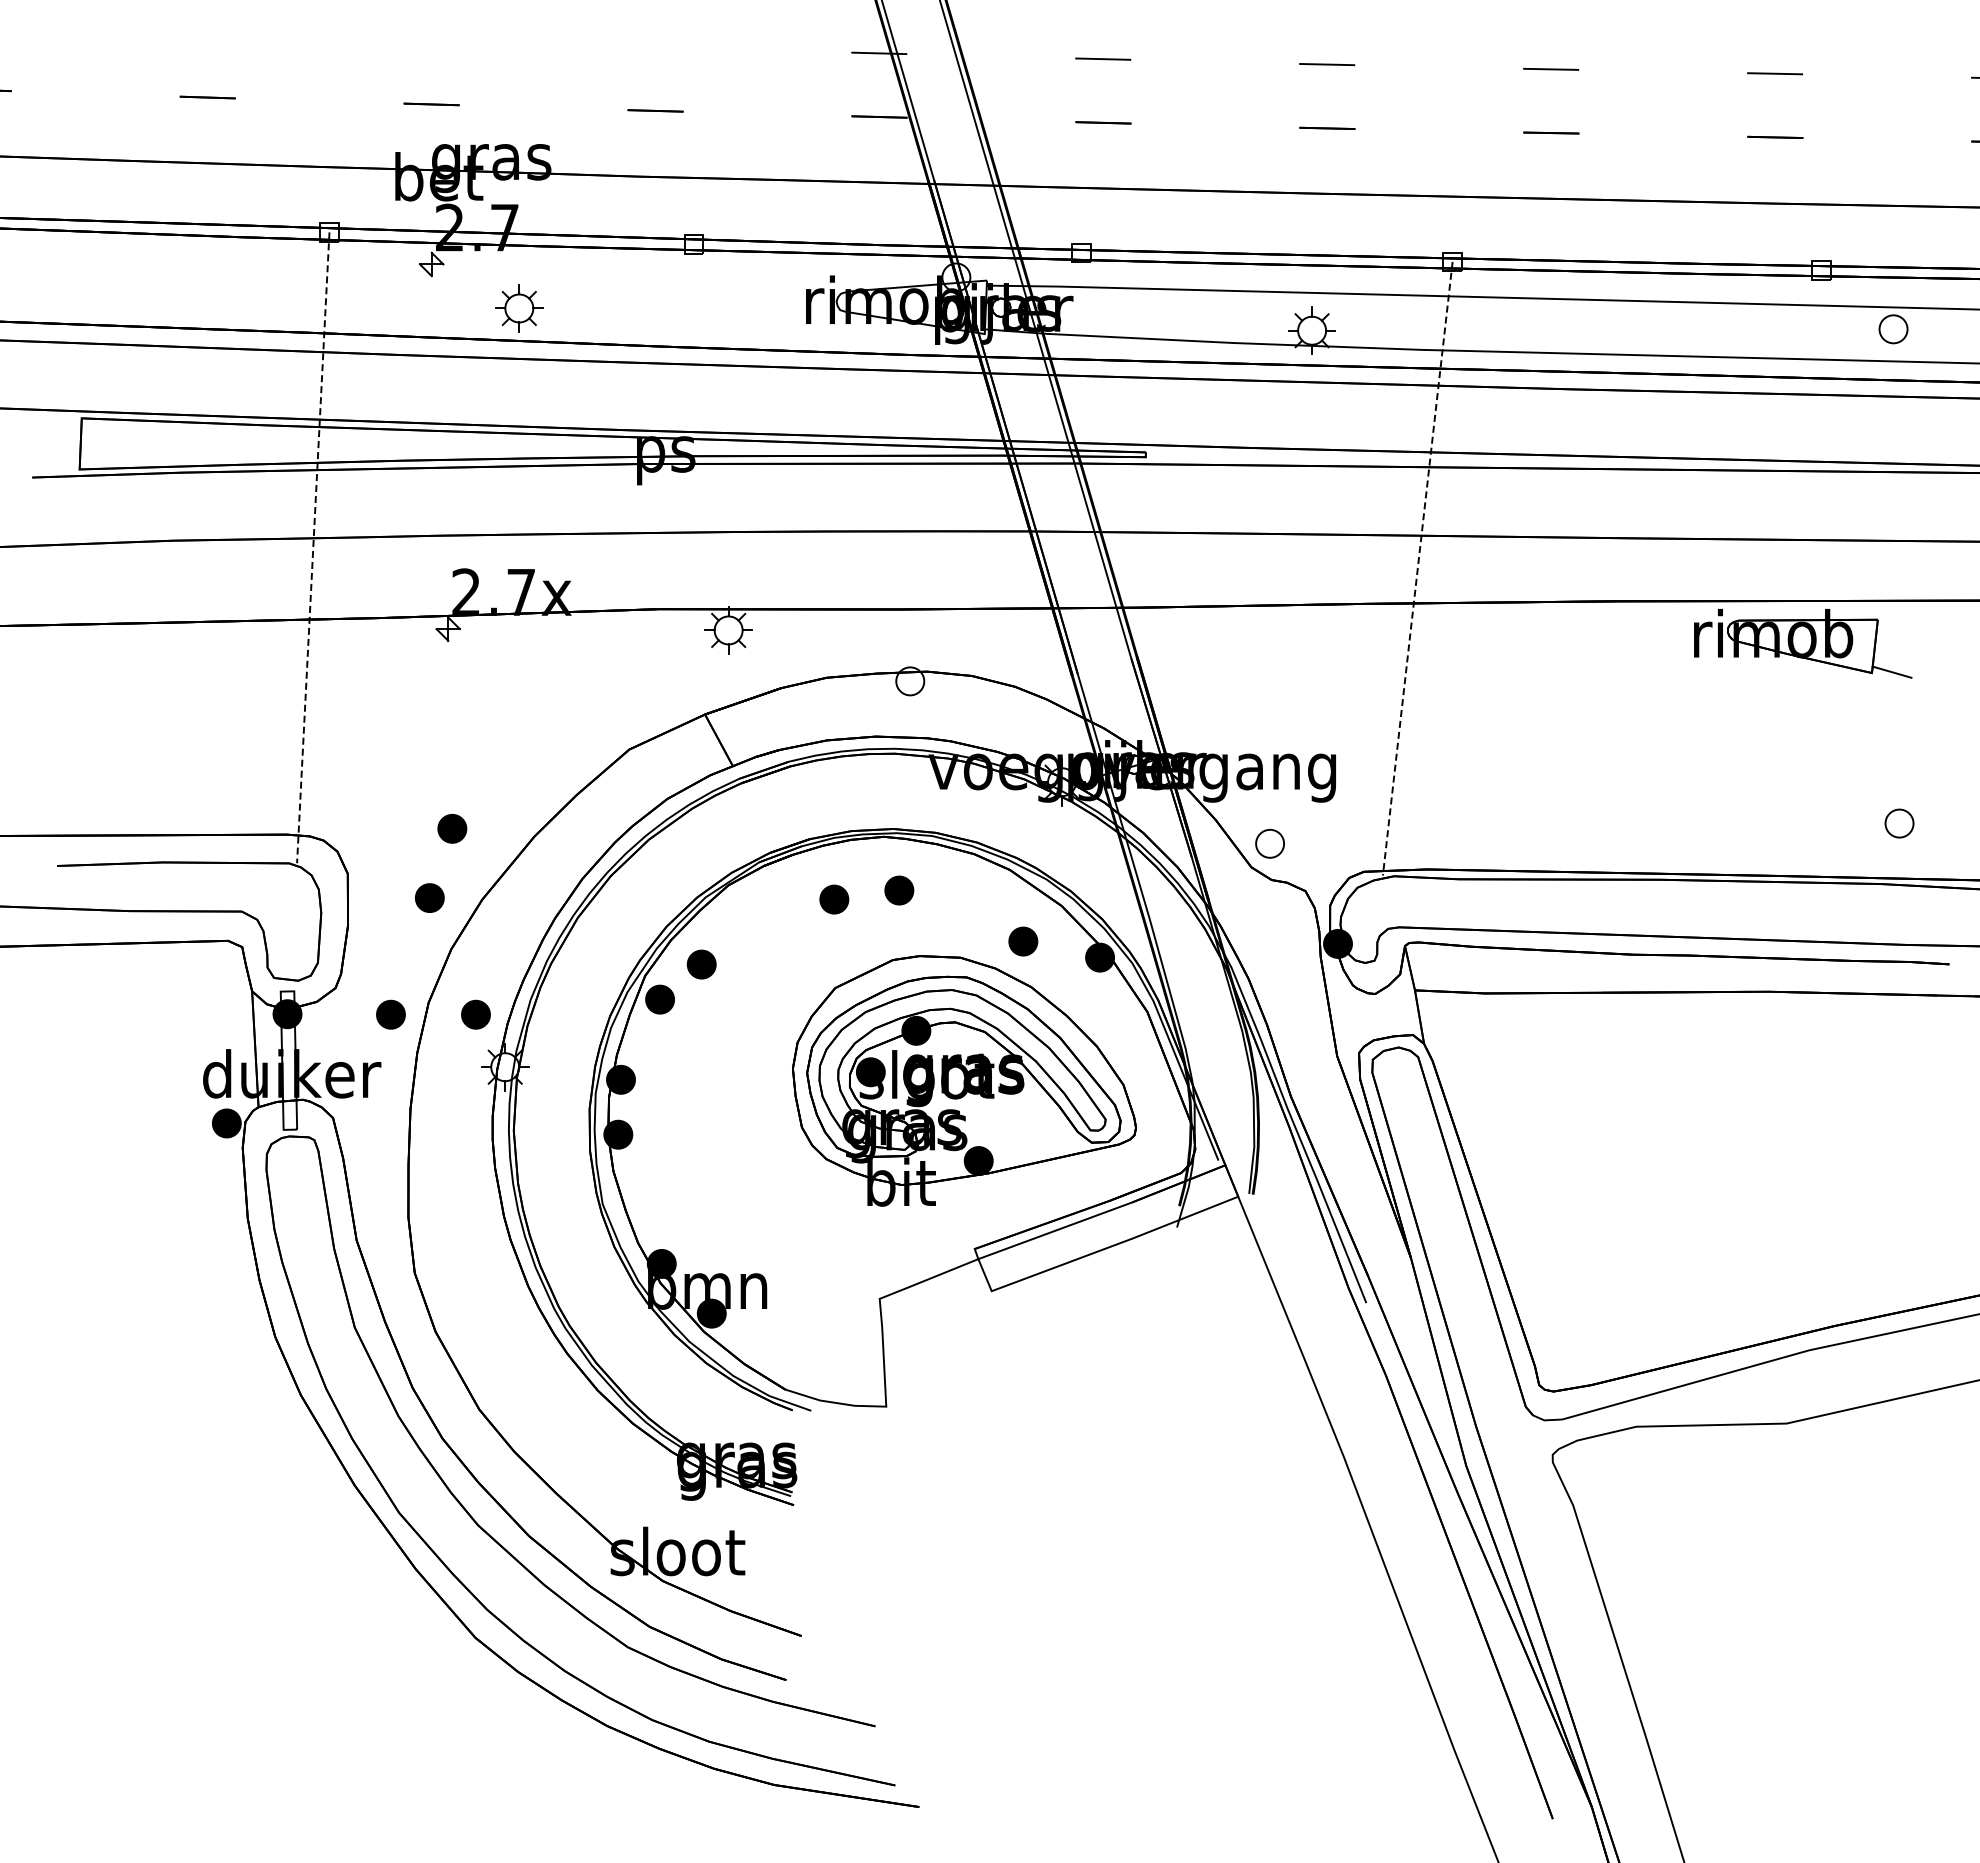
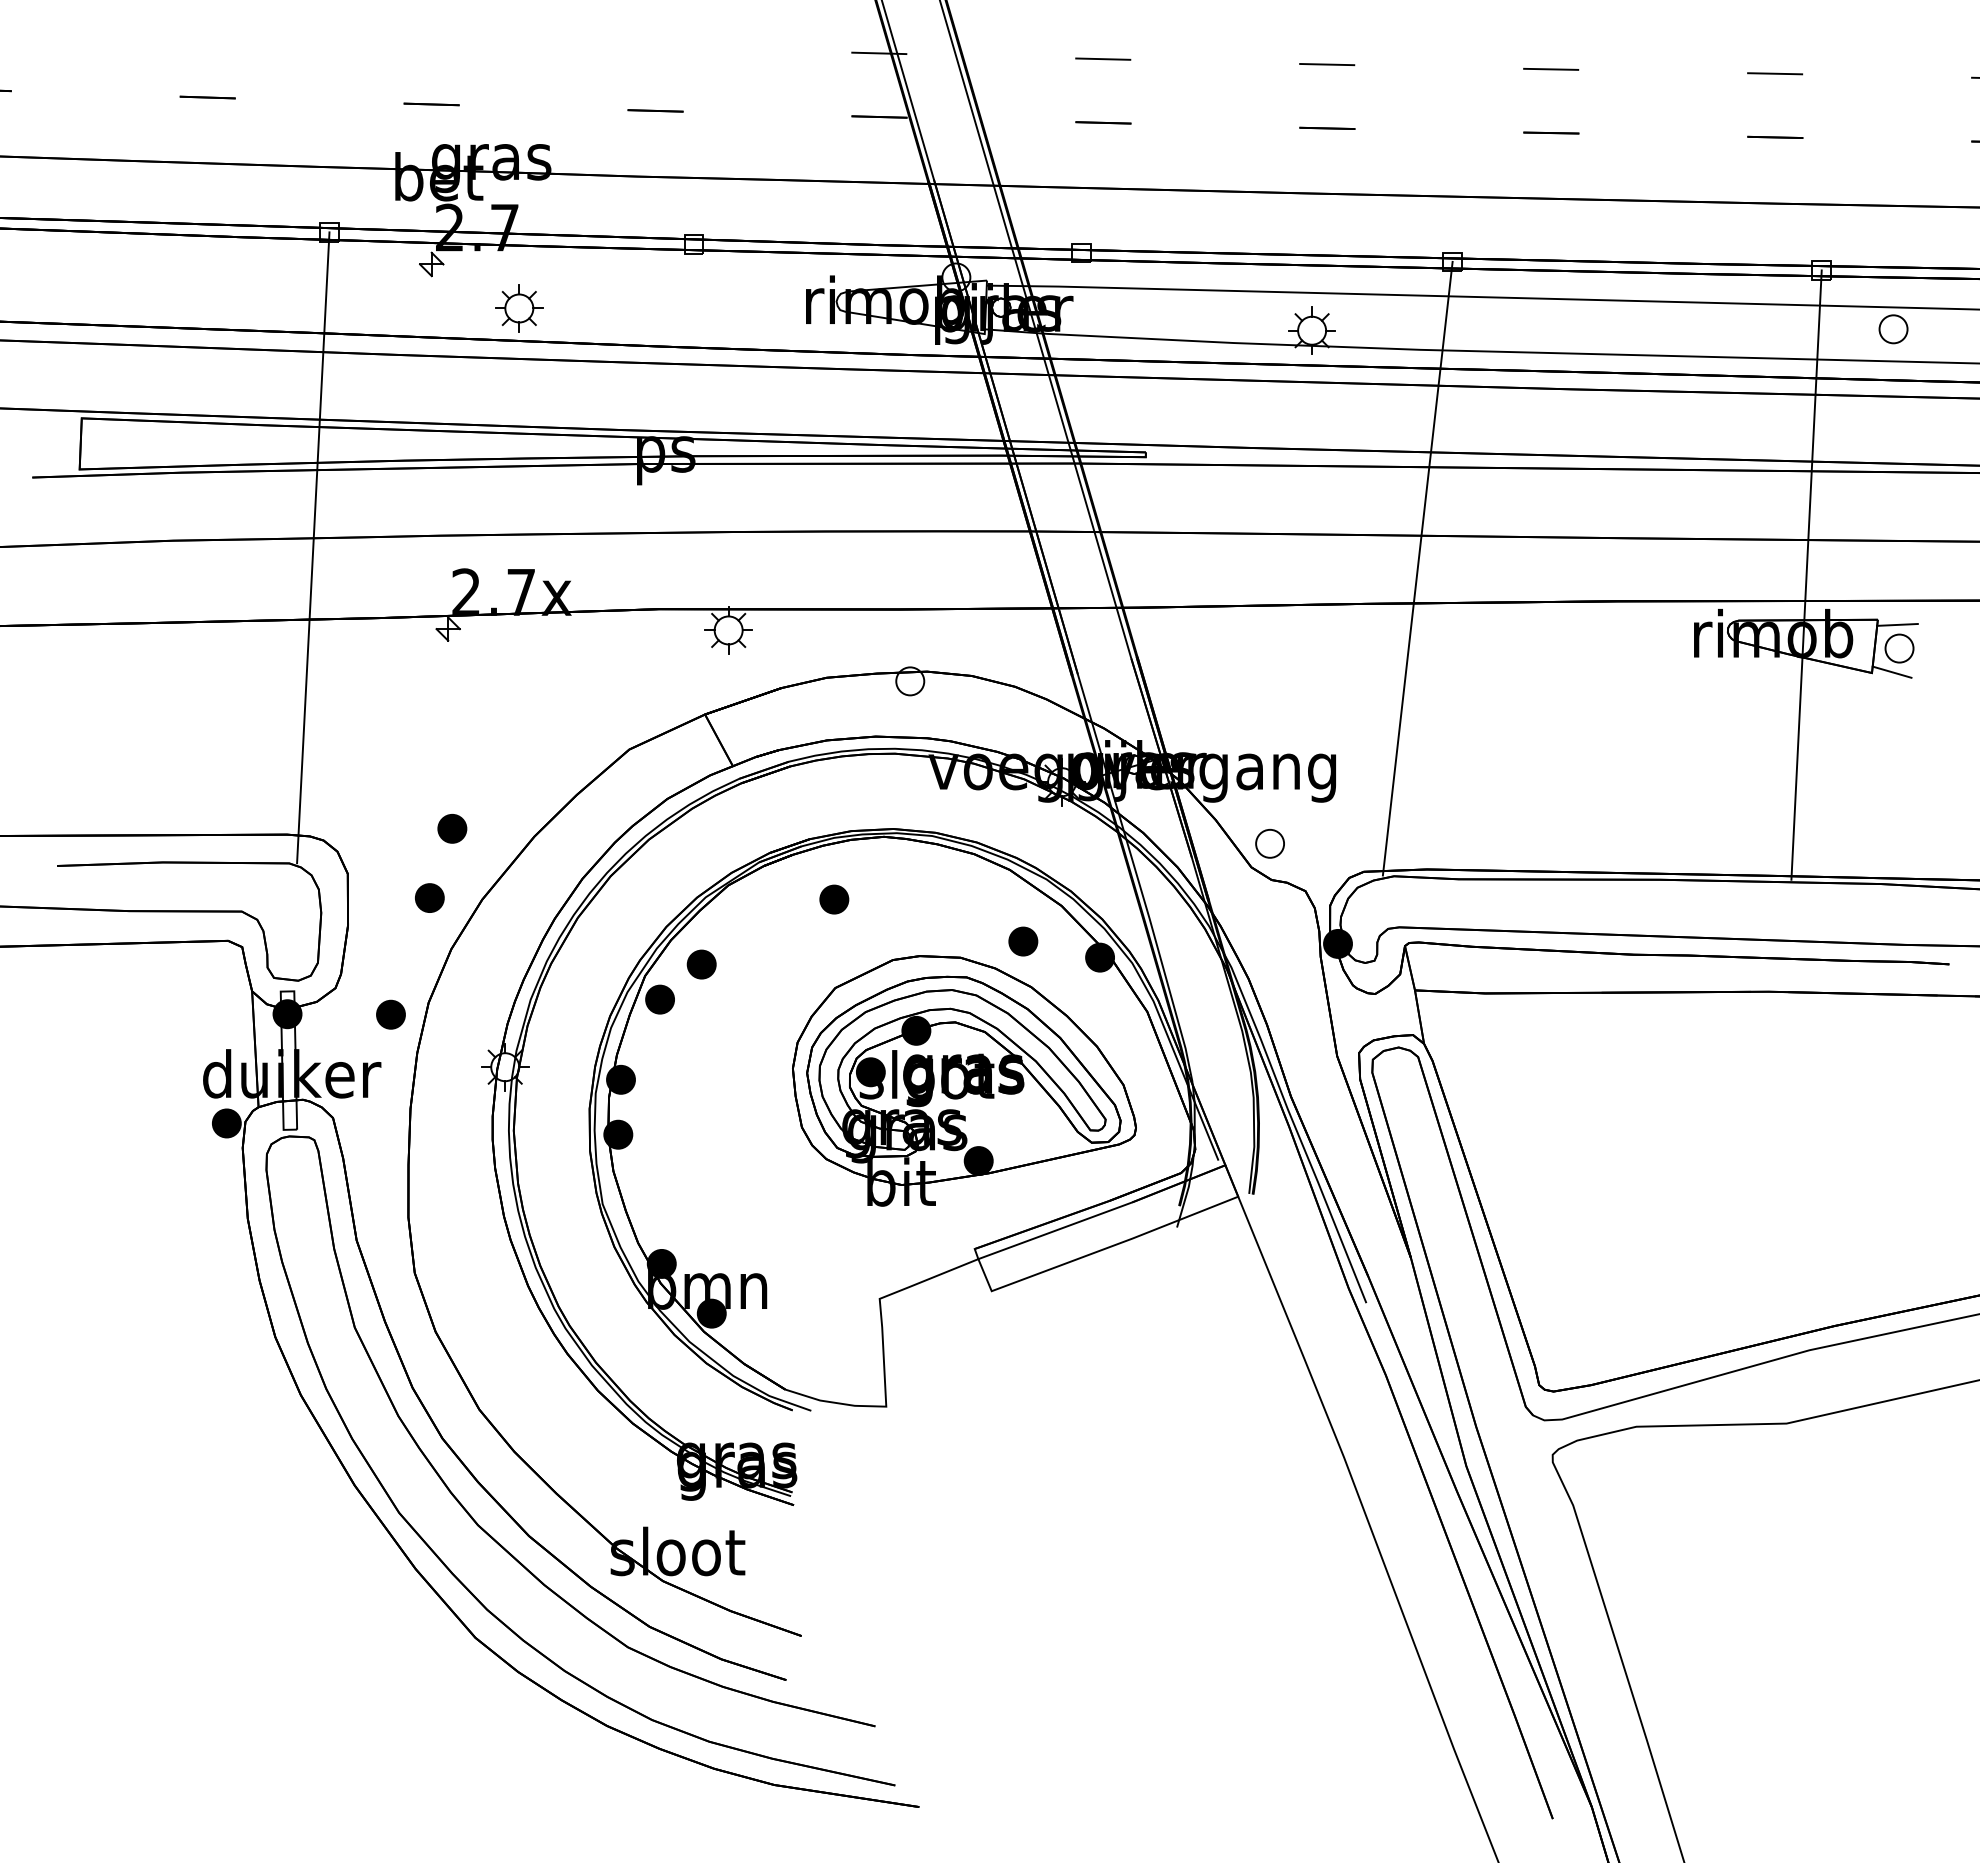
line: dashed -> solid (313, 547)
line: dashed -> solid (1417, 568)
line: none -> present (1806, 574)
line: none -> present (1897, 624)
part position: (1899, 823) -> (1899, 648) (1899, 648)
part: present -> none (899, 890)
part: present -> none (475, 1014)
